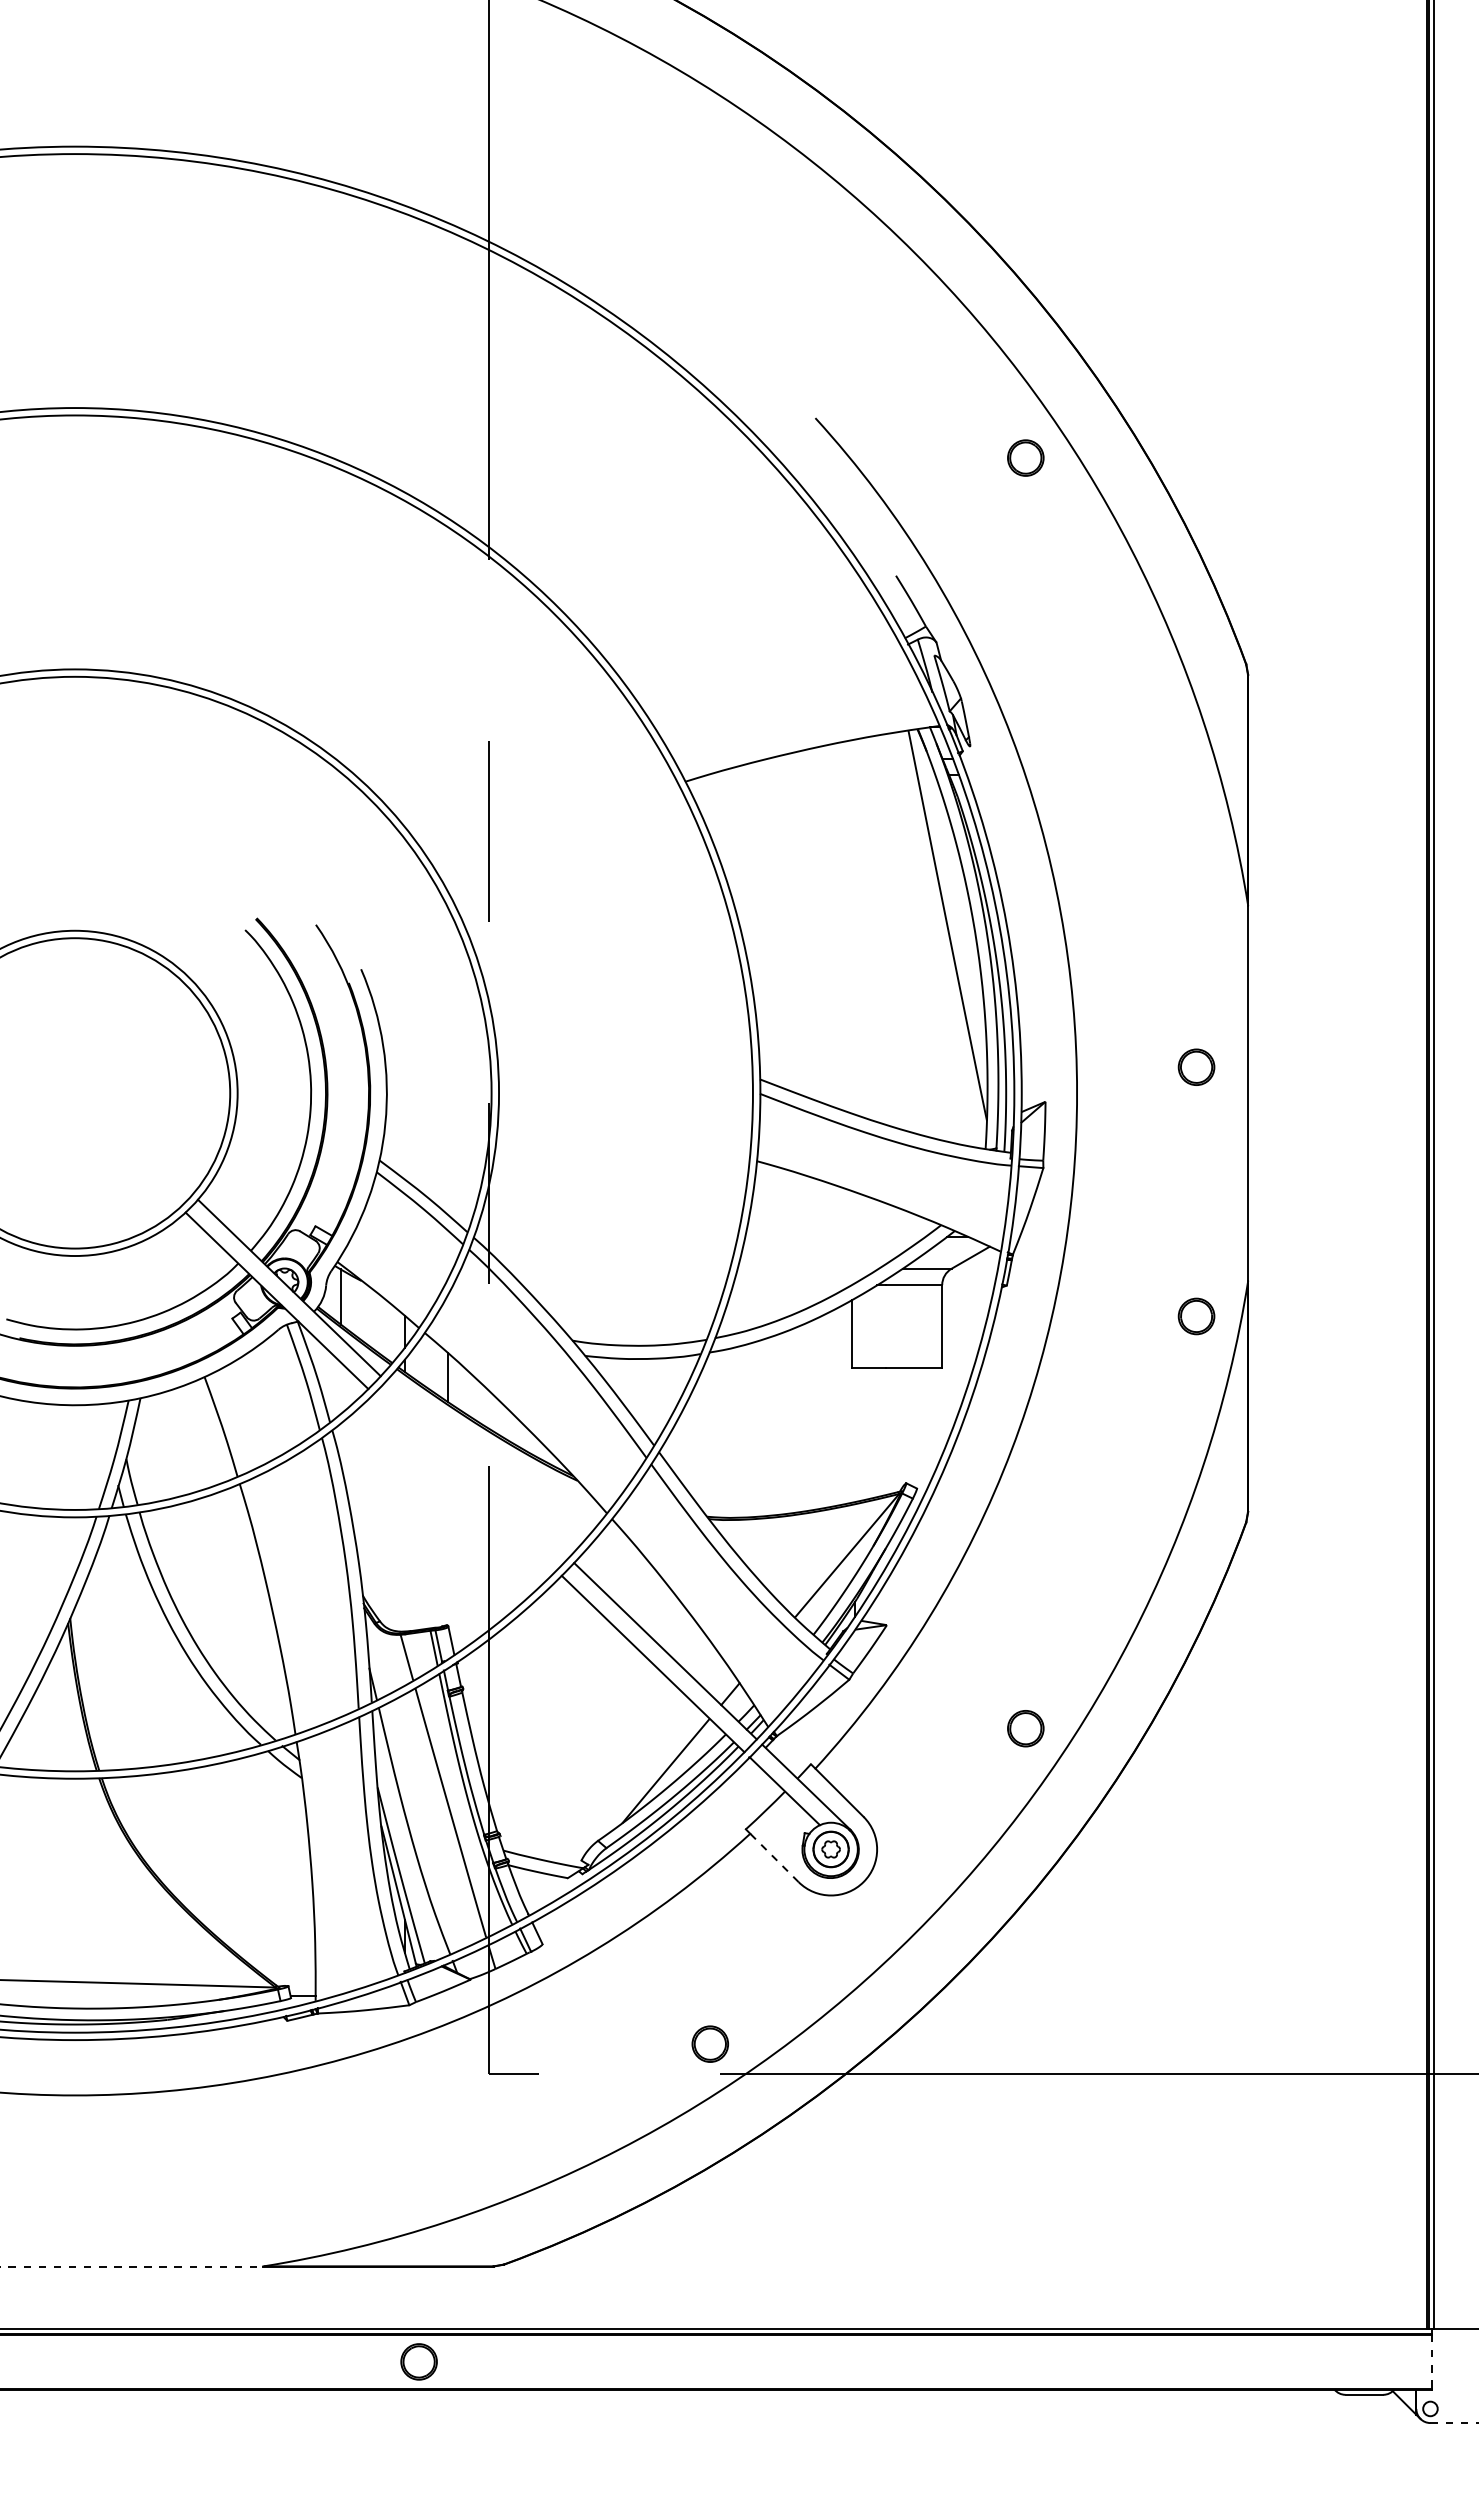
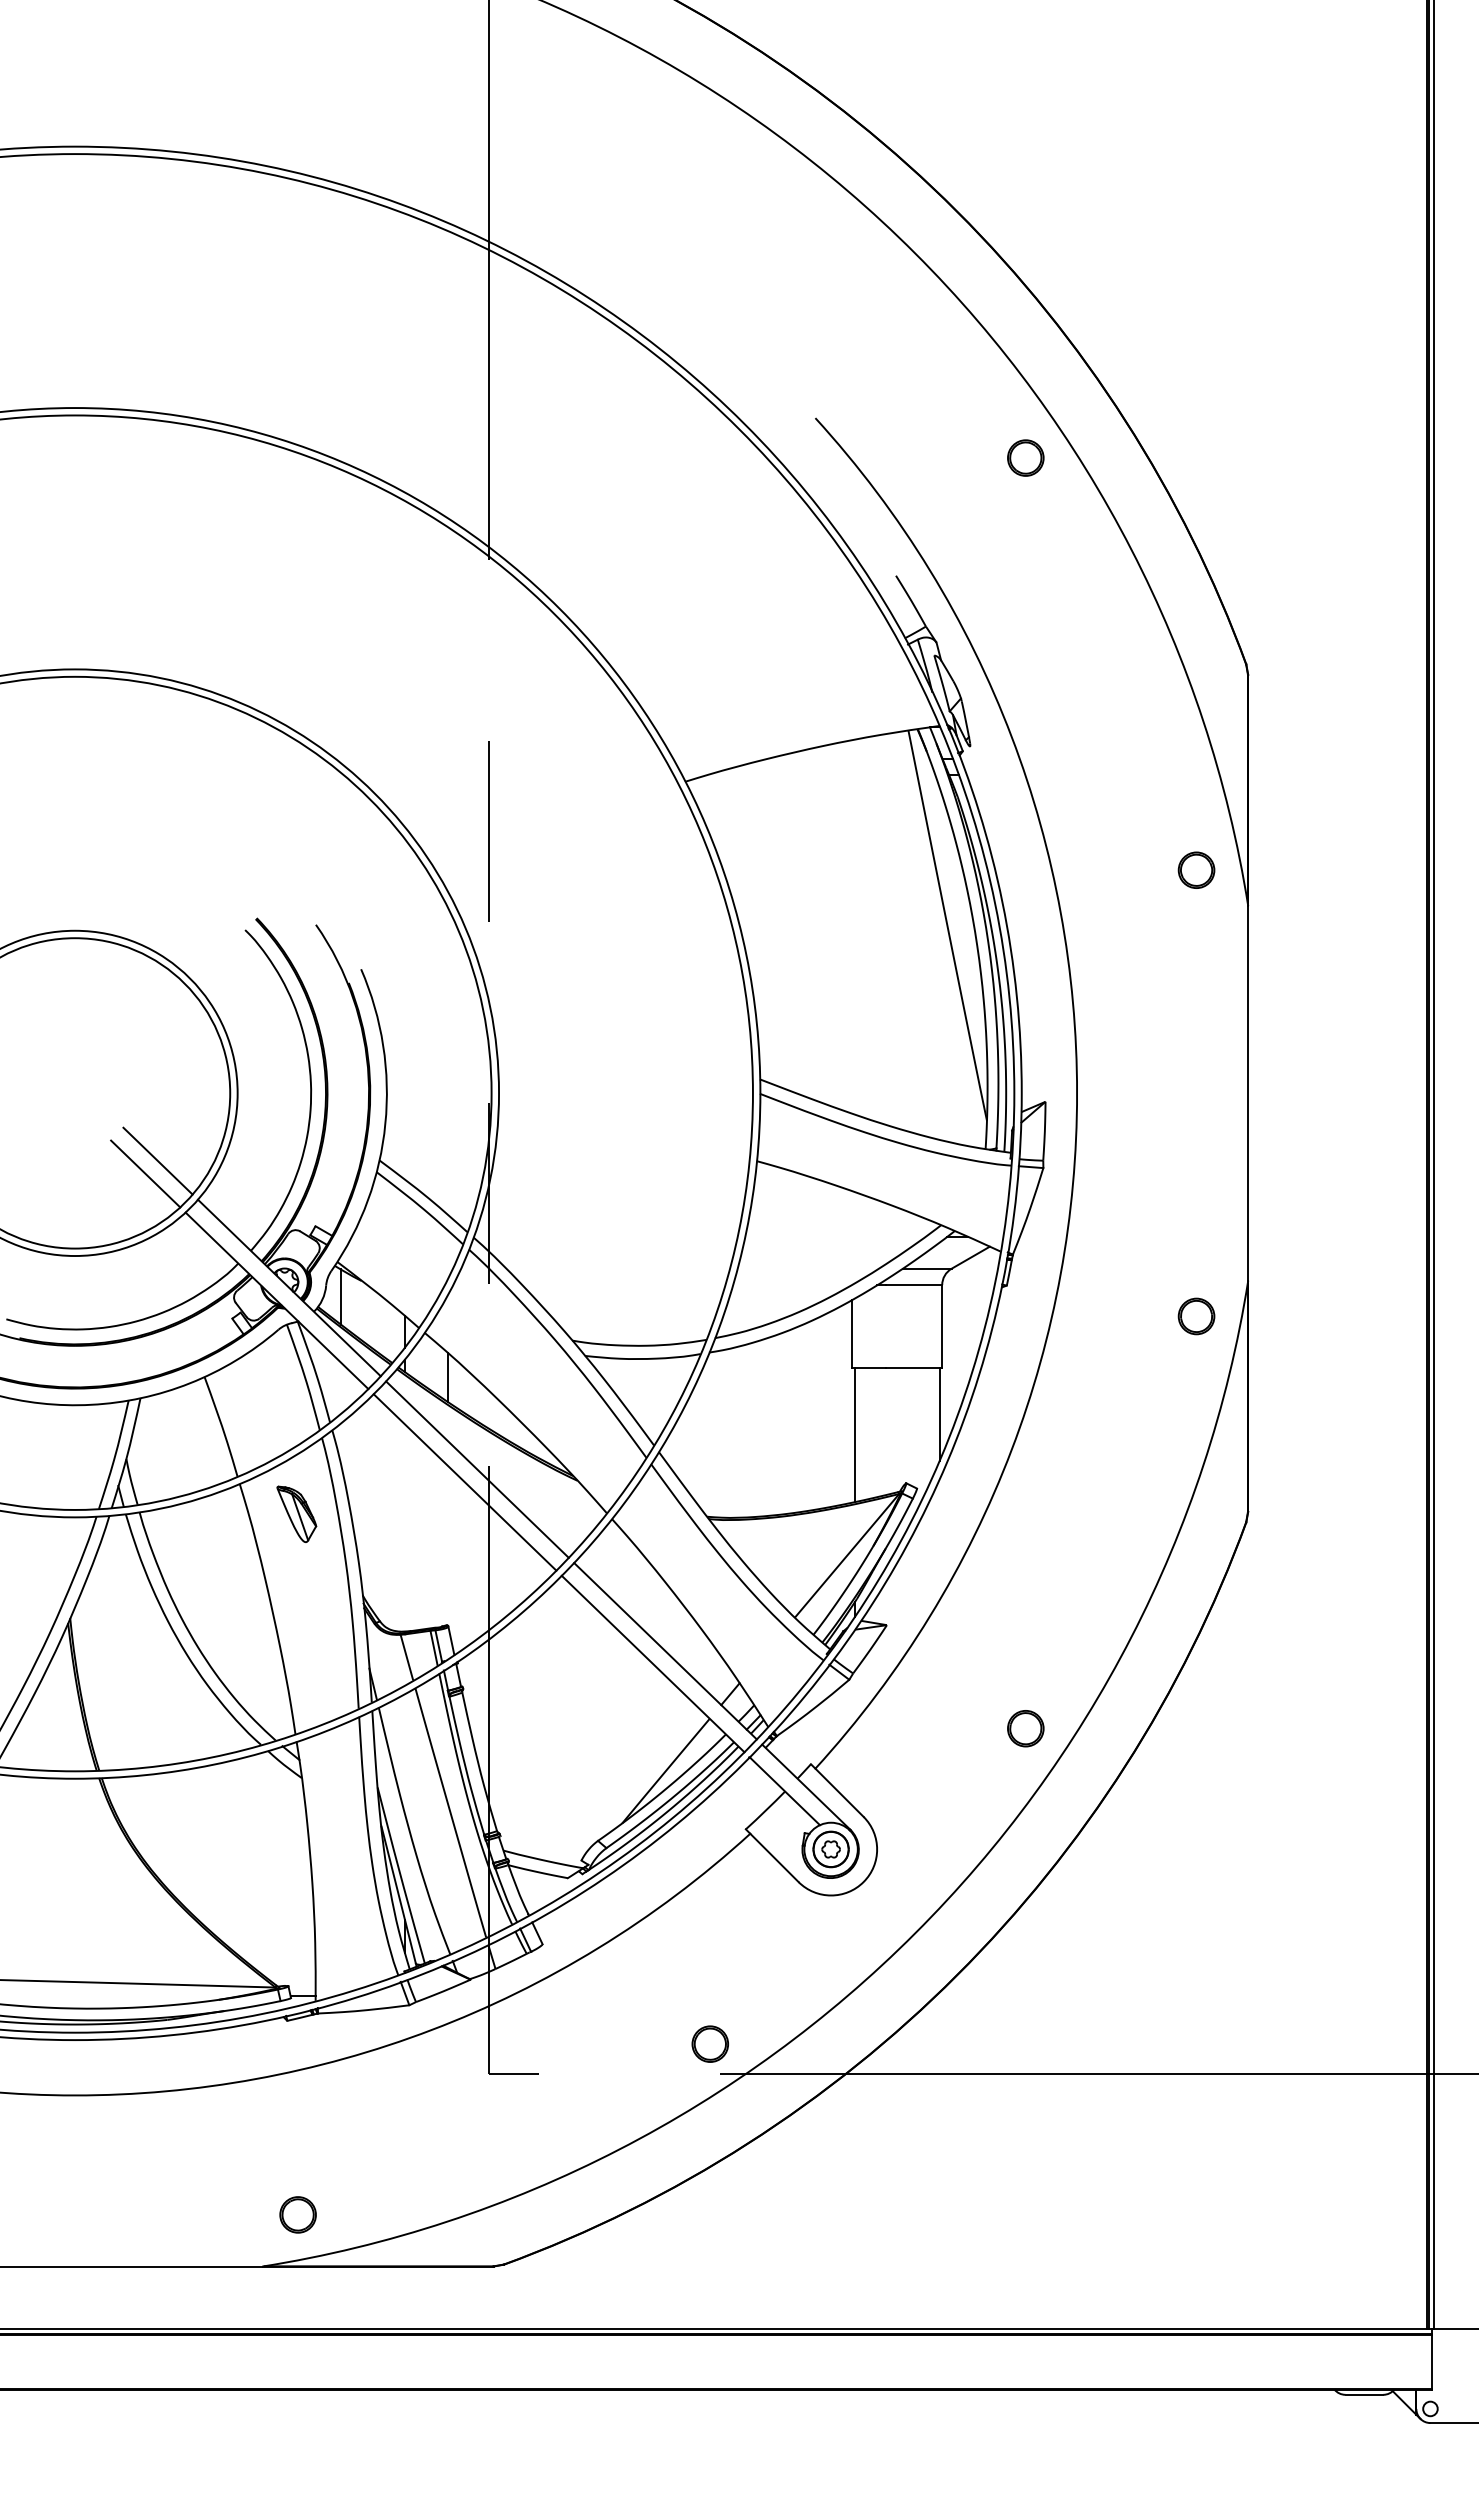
part position: (1196, 1066) -> (1196, 869) (1196, 869)
line: none -> present (157, 1160)
line: none -> present (145, 1173)
line: none -> present (939, 1413)
line: none -> present (854, 1434)
line: none -> present (477, 1469)
line: none -> present (464, 1482)
part: none -> present (296, 1513)
line: dashed -> solid (774, 1857)
line: dashed -> solid (131, 2266)
part position: (418, 2361) -> (297, 2214) (297, 2214)
line: dashed -> solid (1431, 2361)
line: dashed -> solid (1454, 2423)
